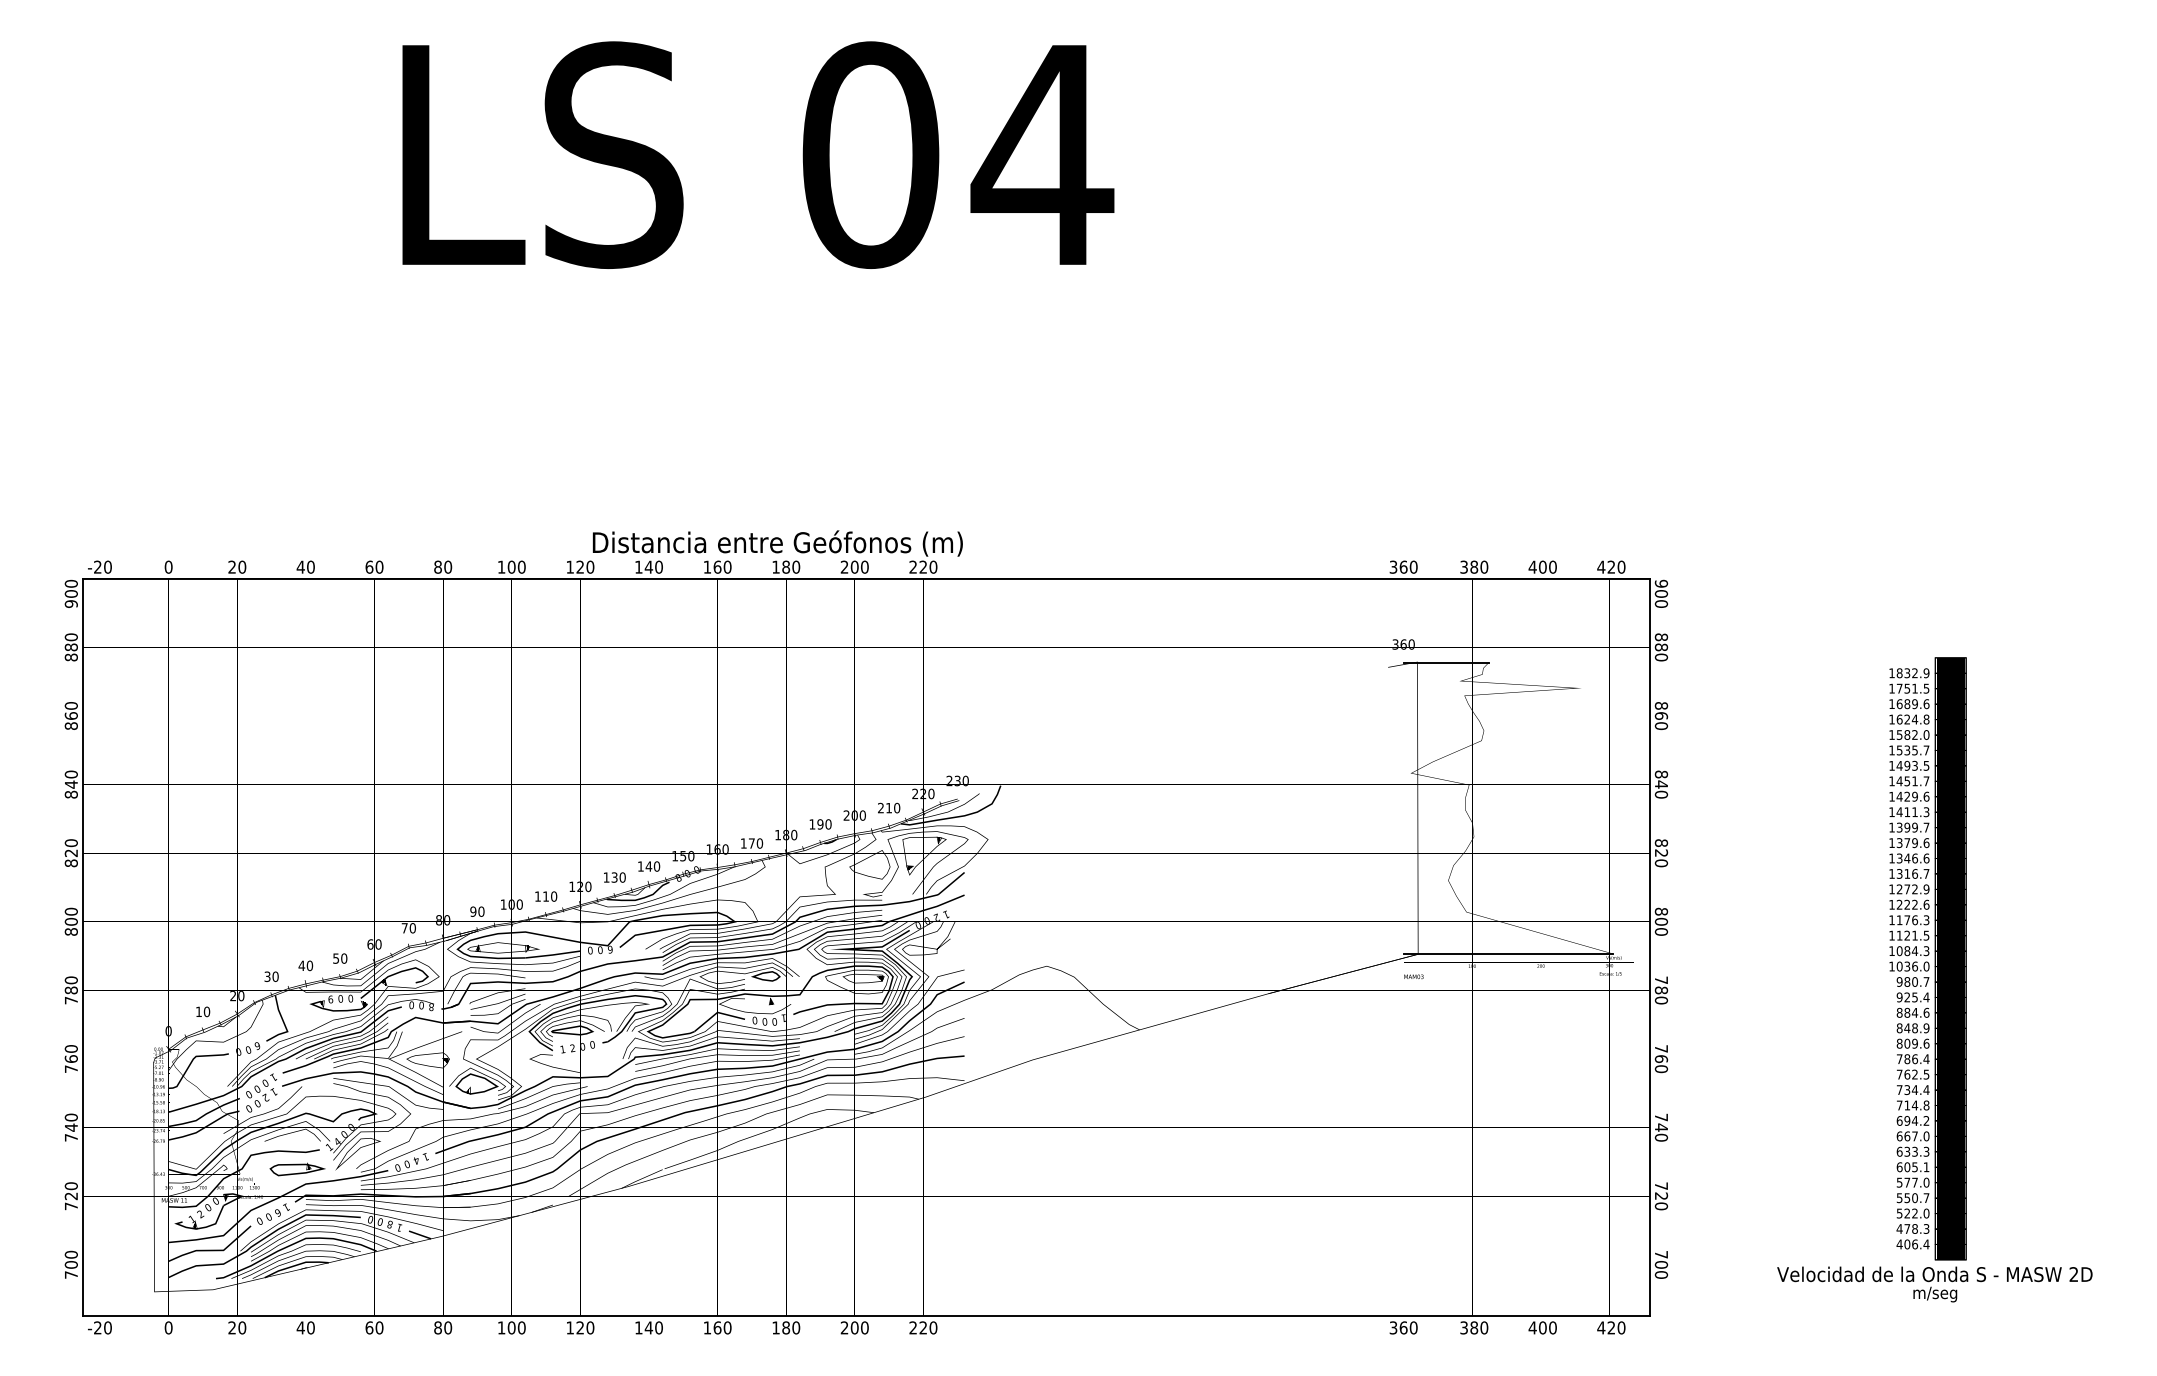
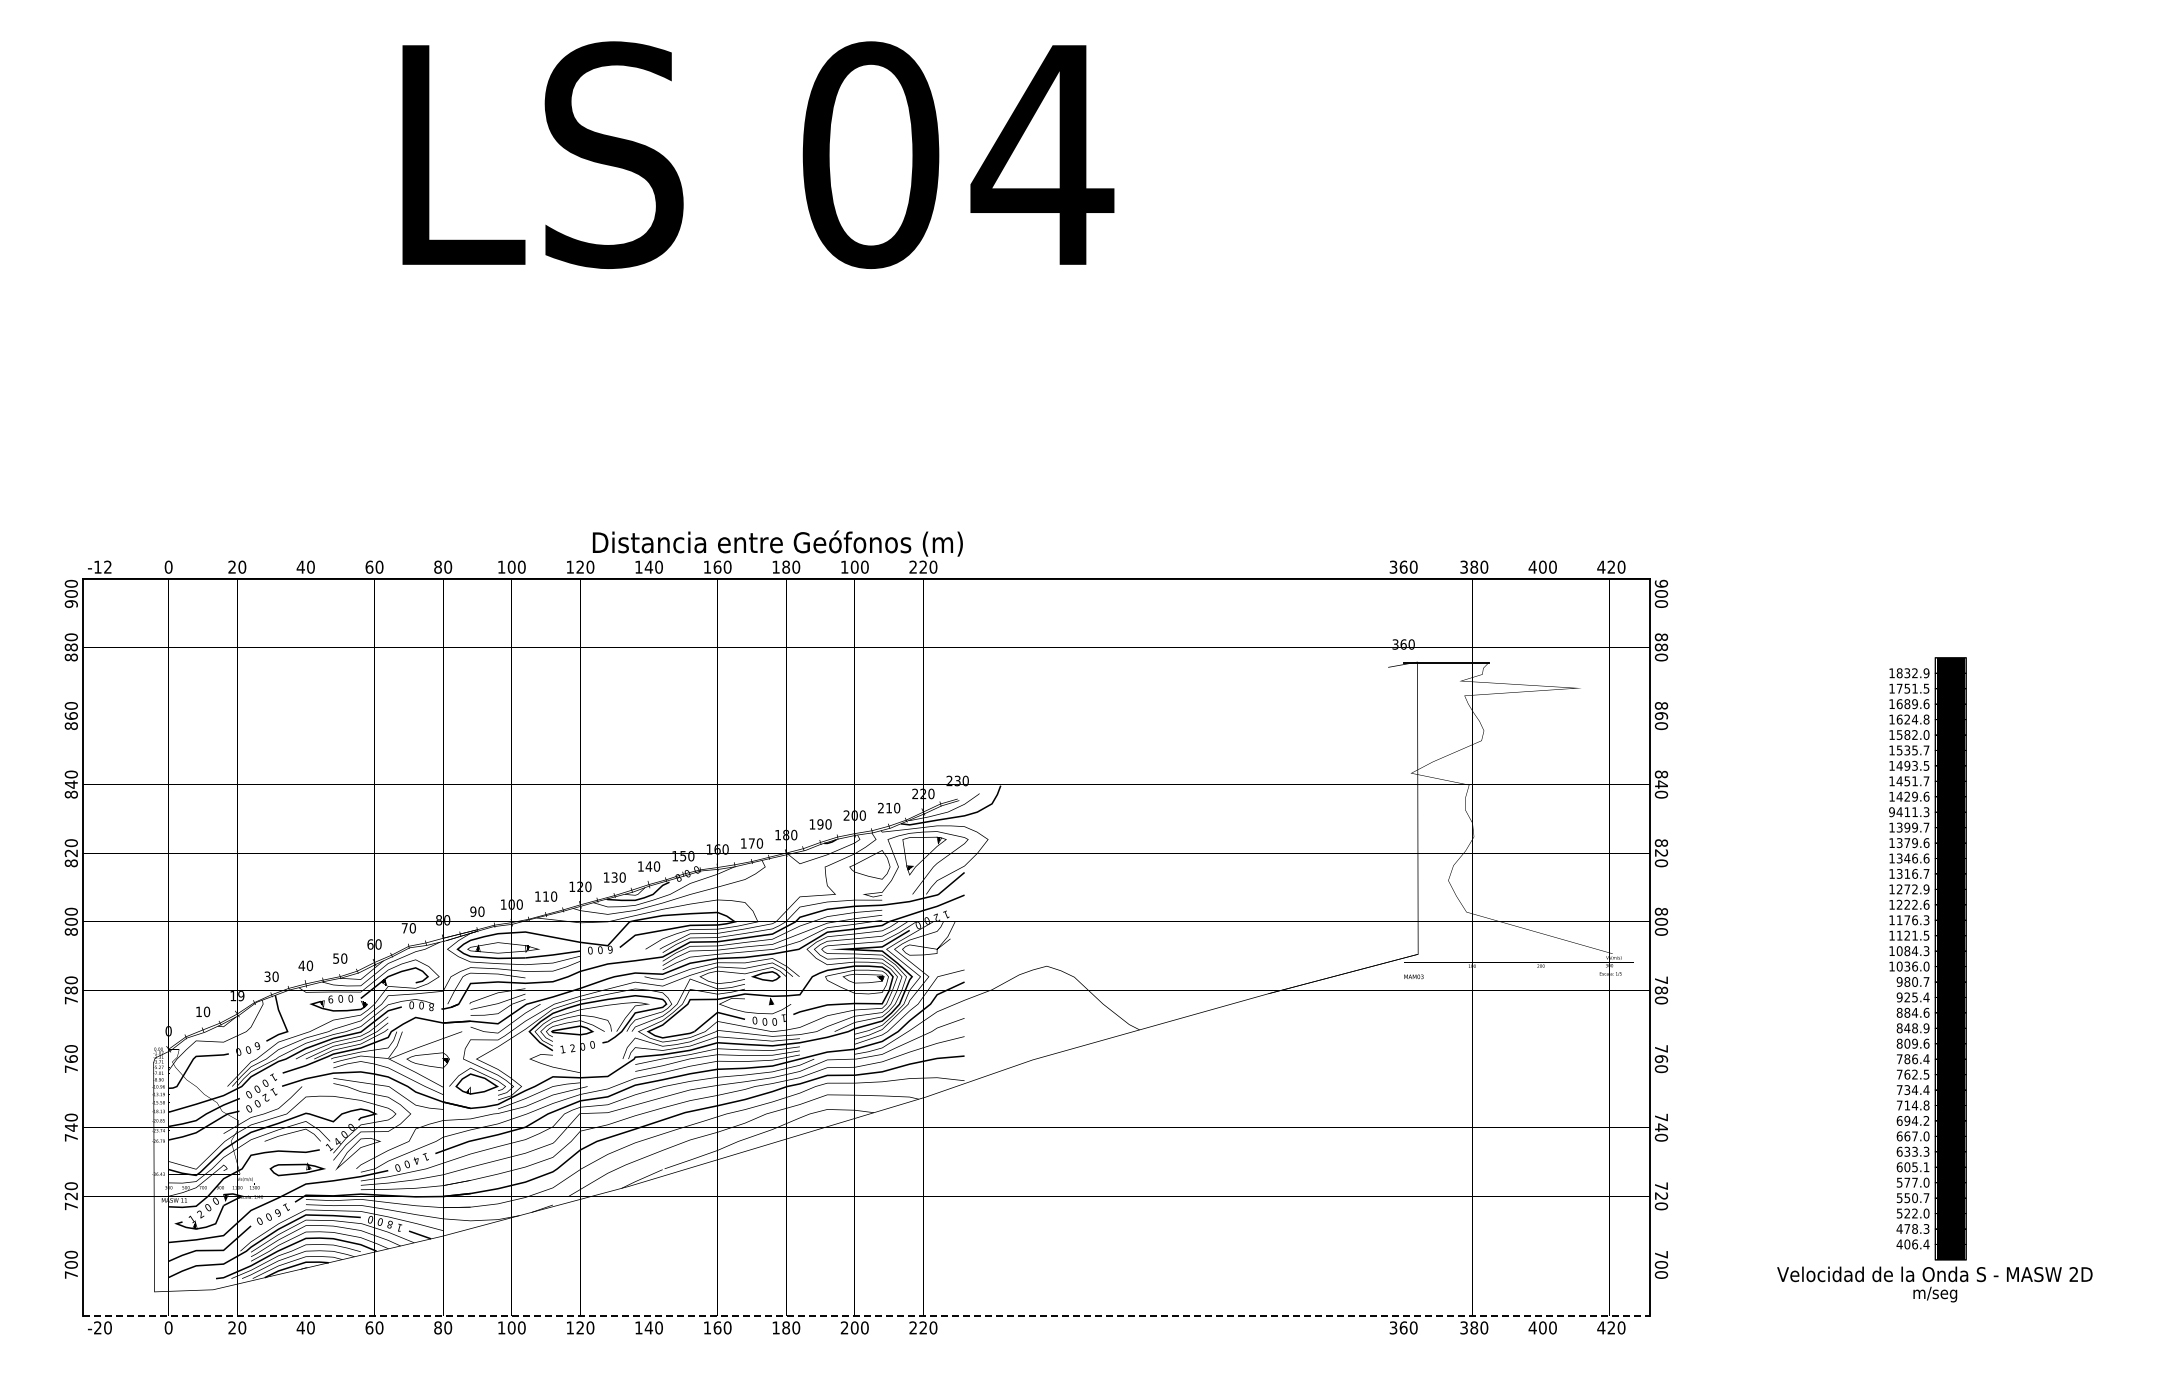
text: -20 -> -12 (102, 566)
text: 200 -> 100 (844, 566)
text: 1411.3 -> 9411.3 (1891, 812)
line: present -> none (1507, 953)
text: 20 -> 19 (237, 996)
line: solid -> dashed (866, 1316)
